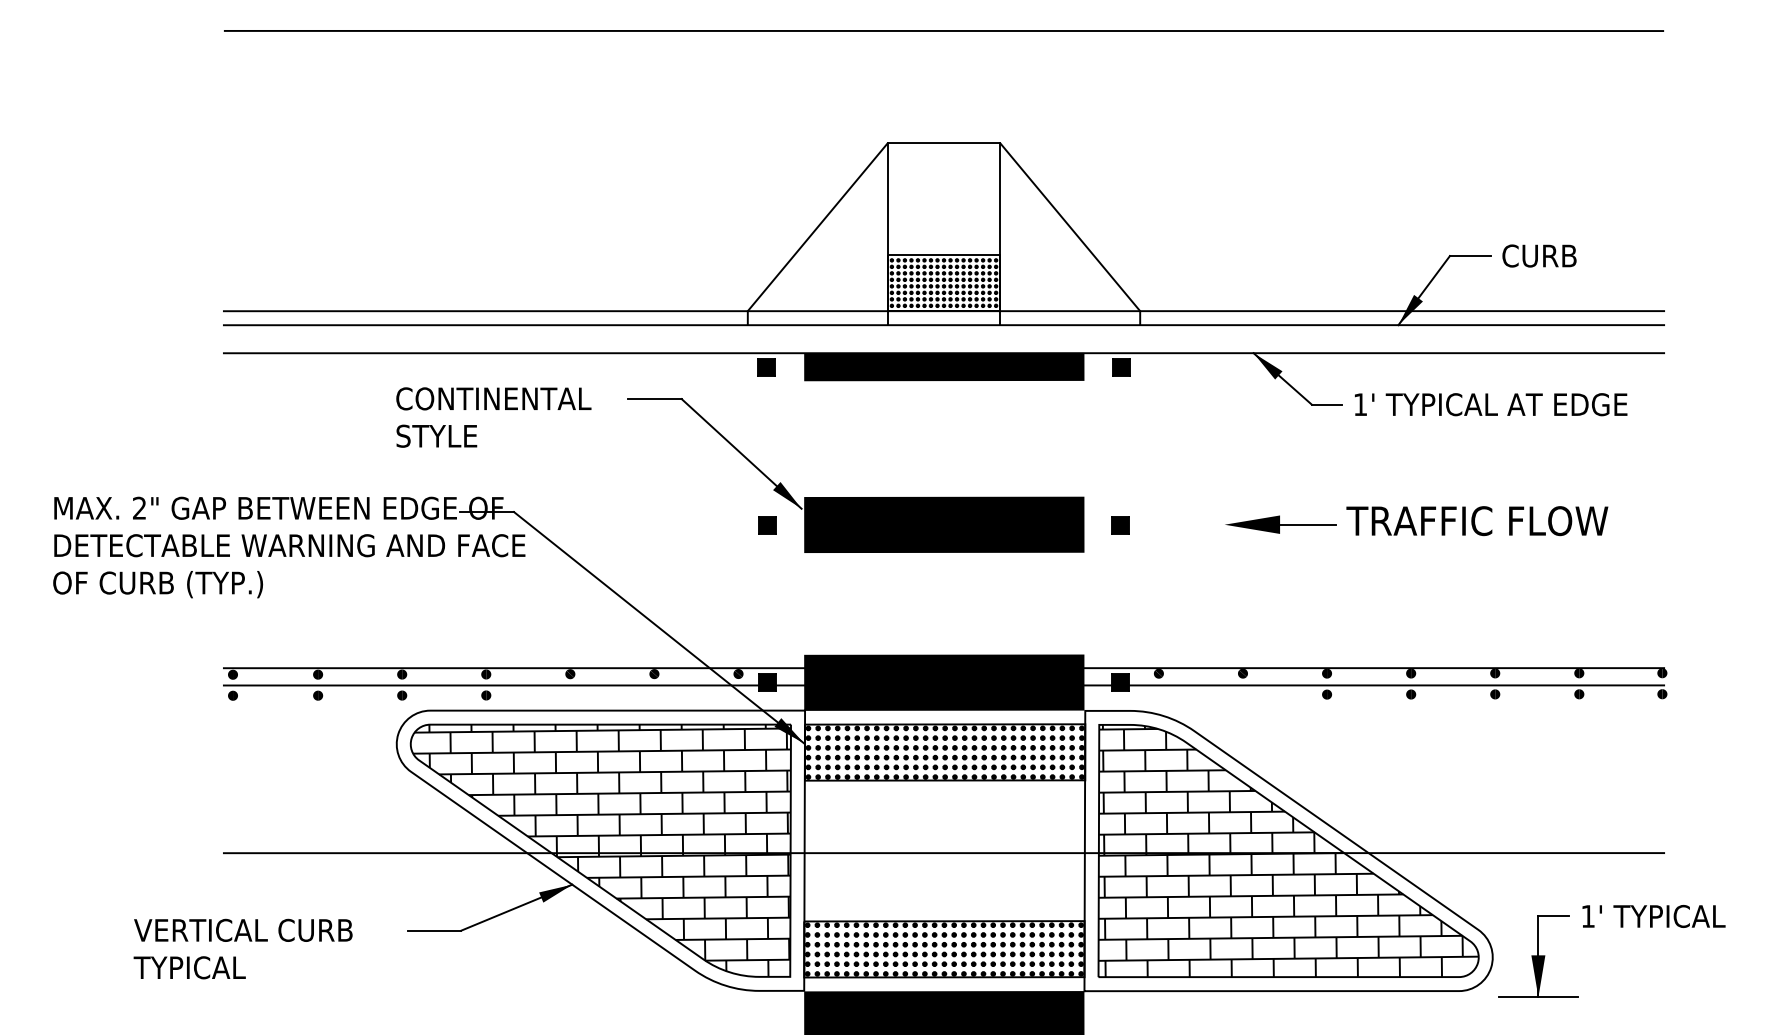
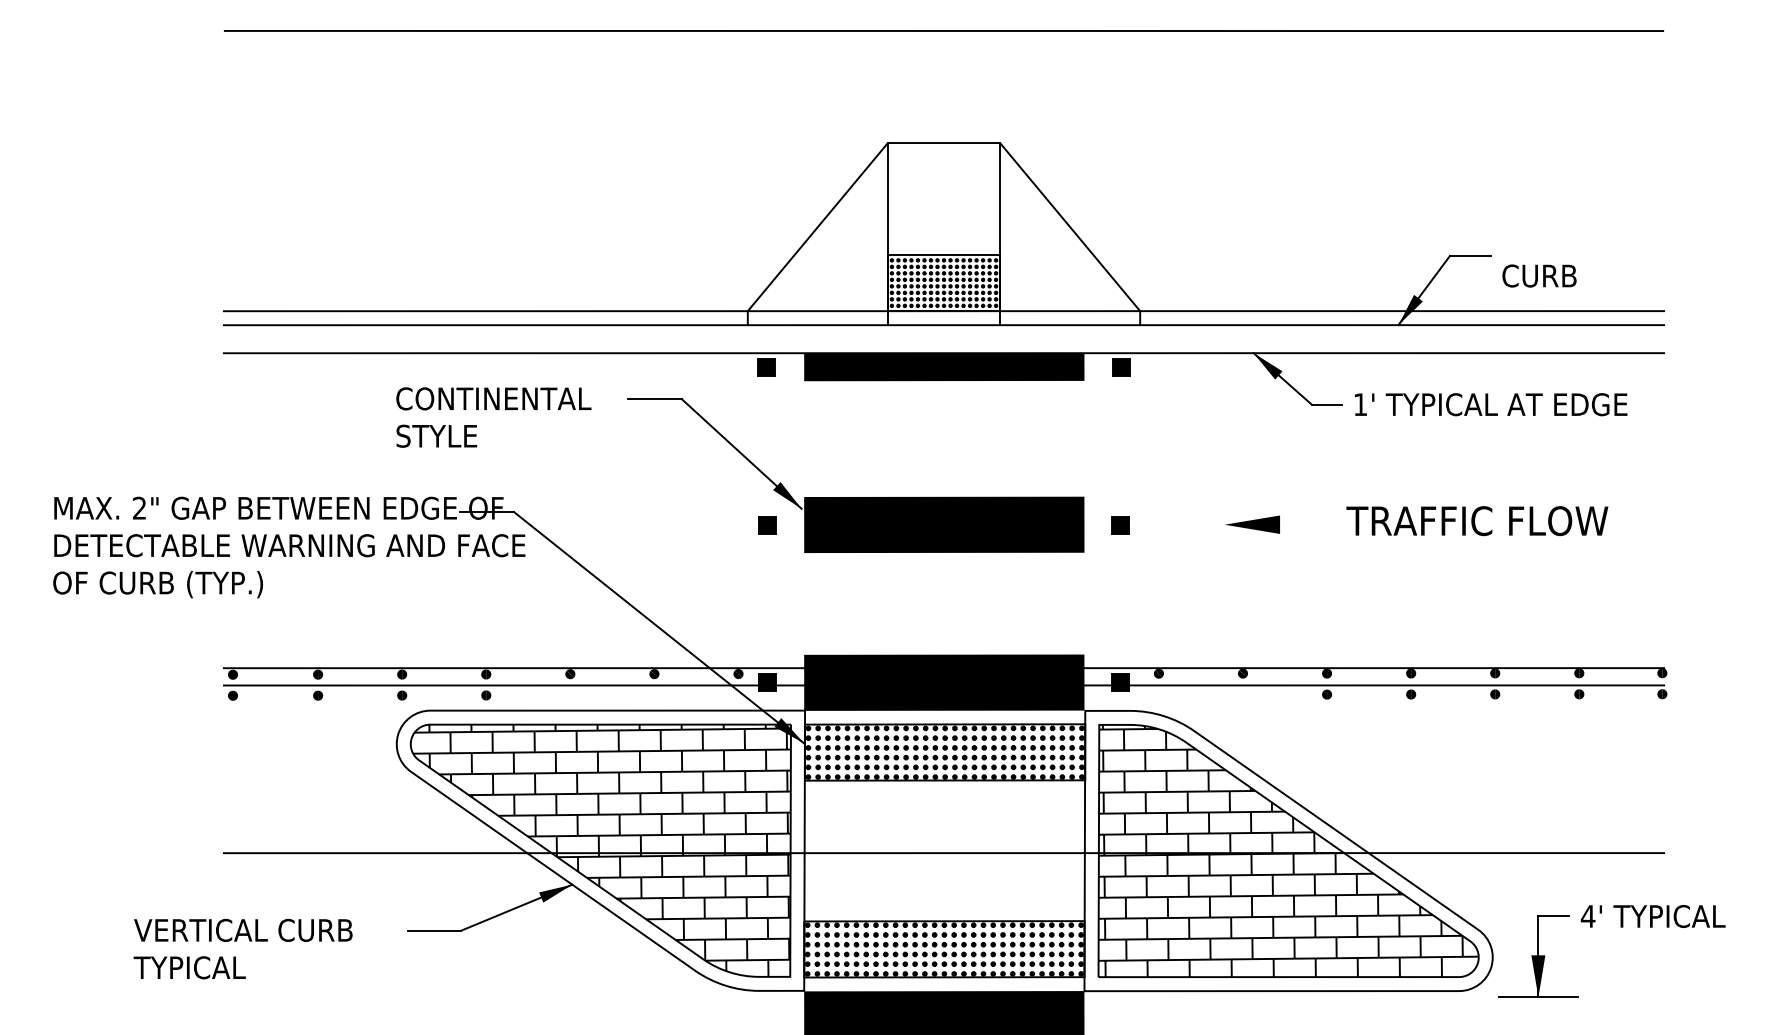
text position: (1539, 255) -> (1539, 275) (1539, 275)
line: present -> none (1307, 524)
text: 1' -> 4' (1587, 916)
